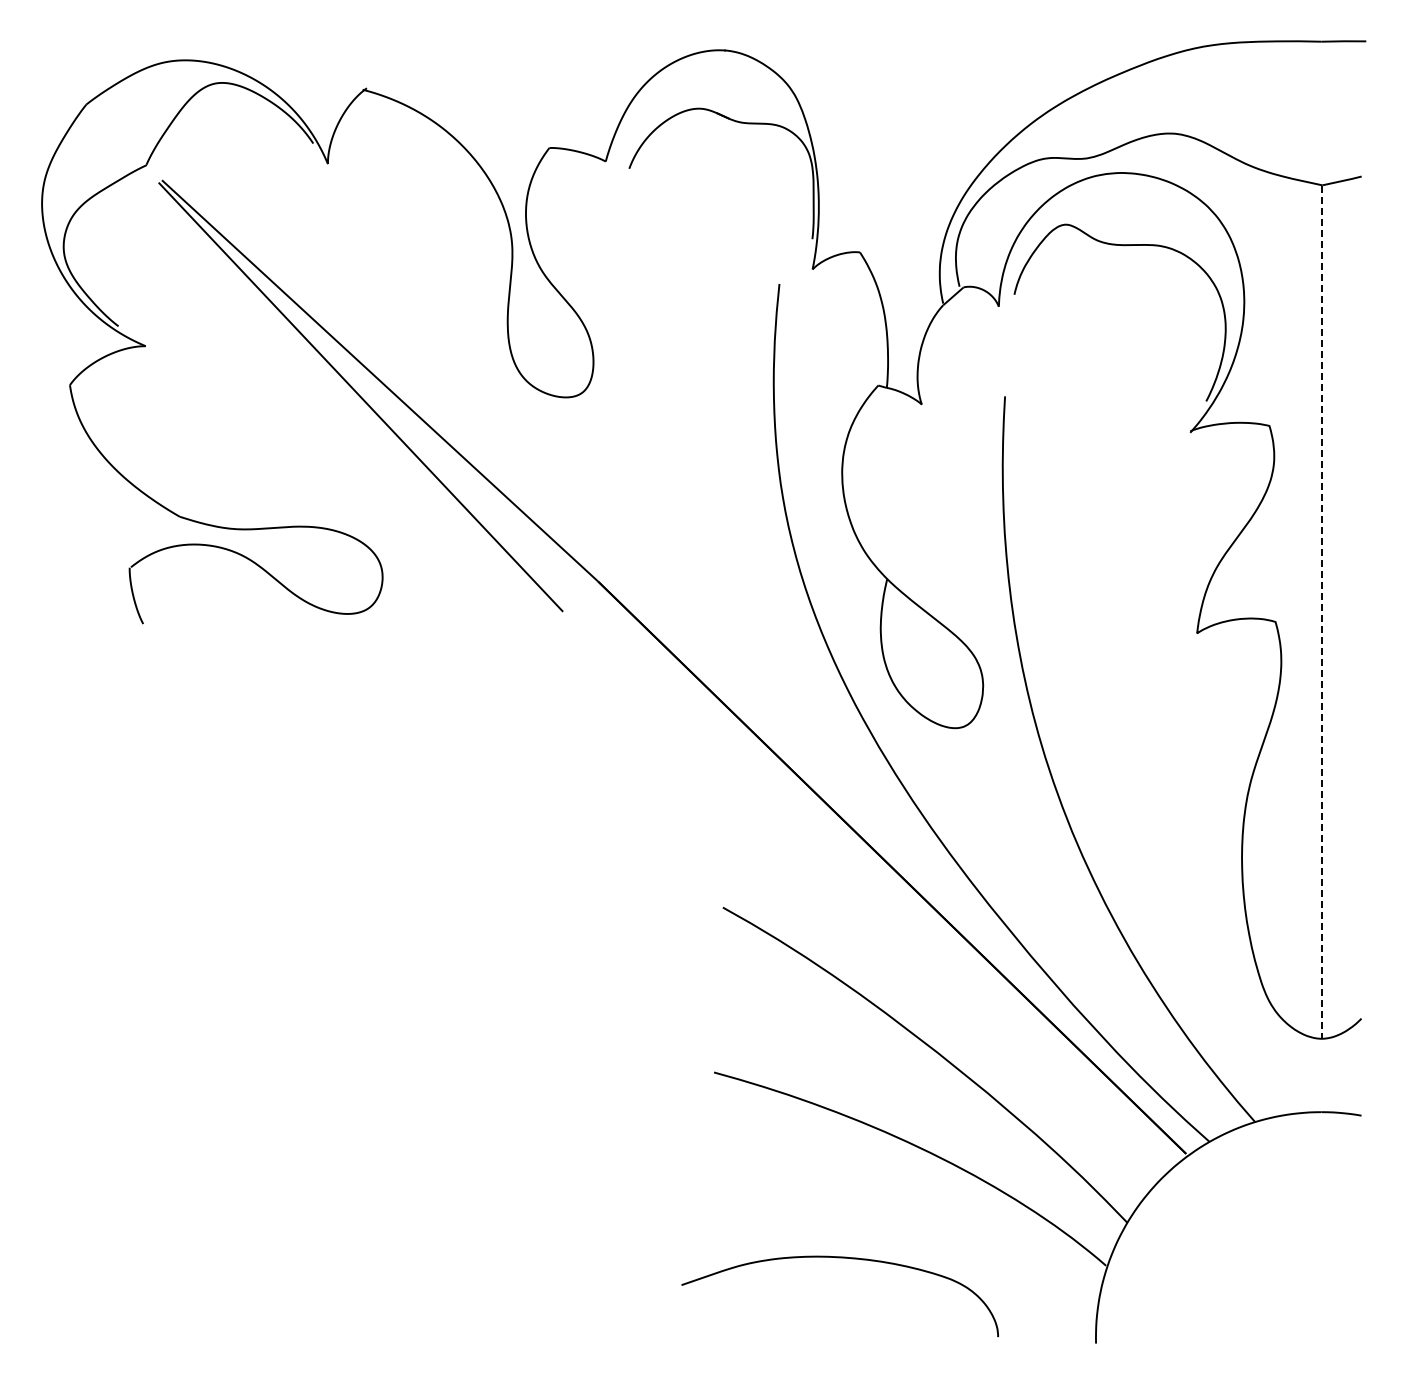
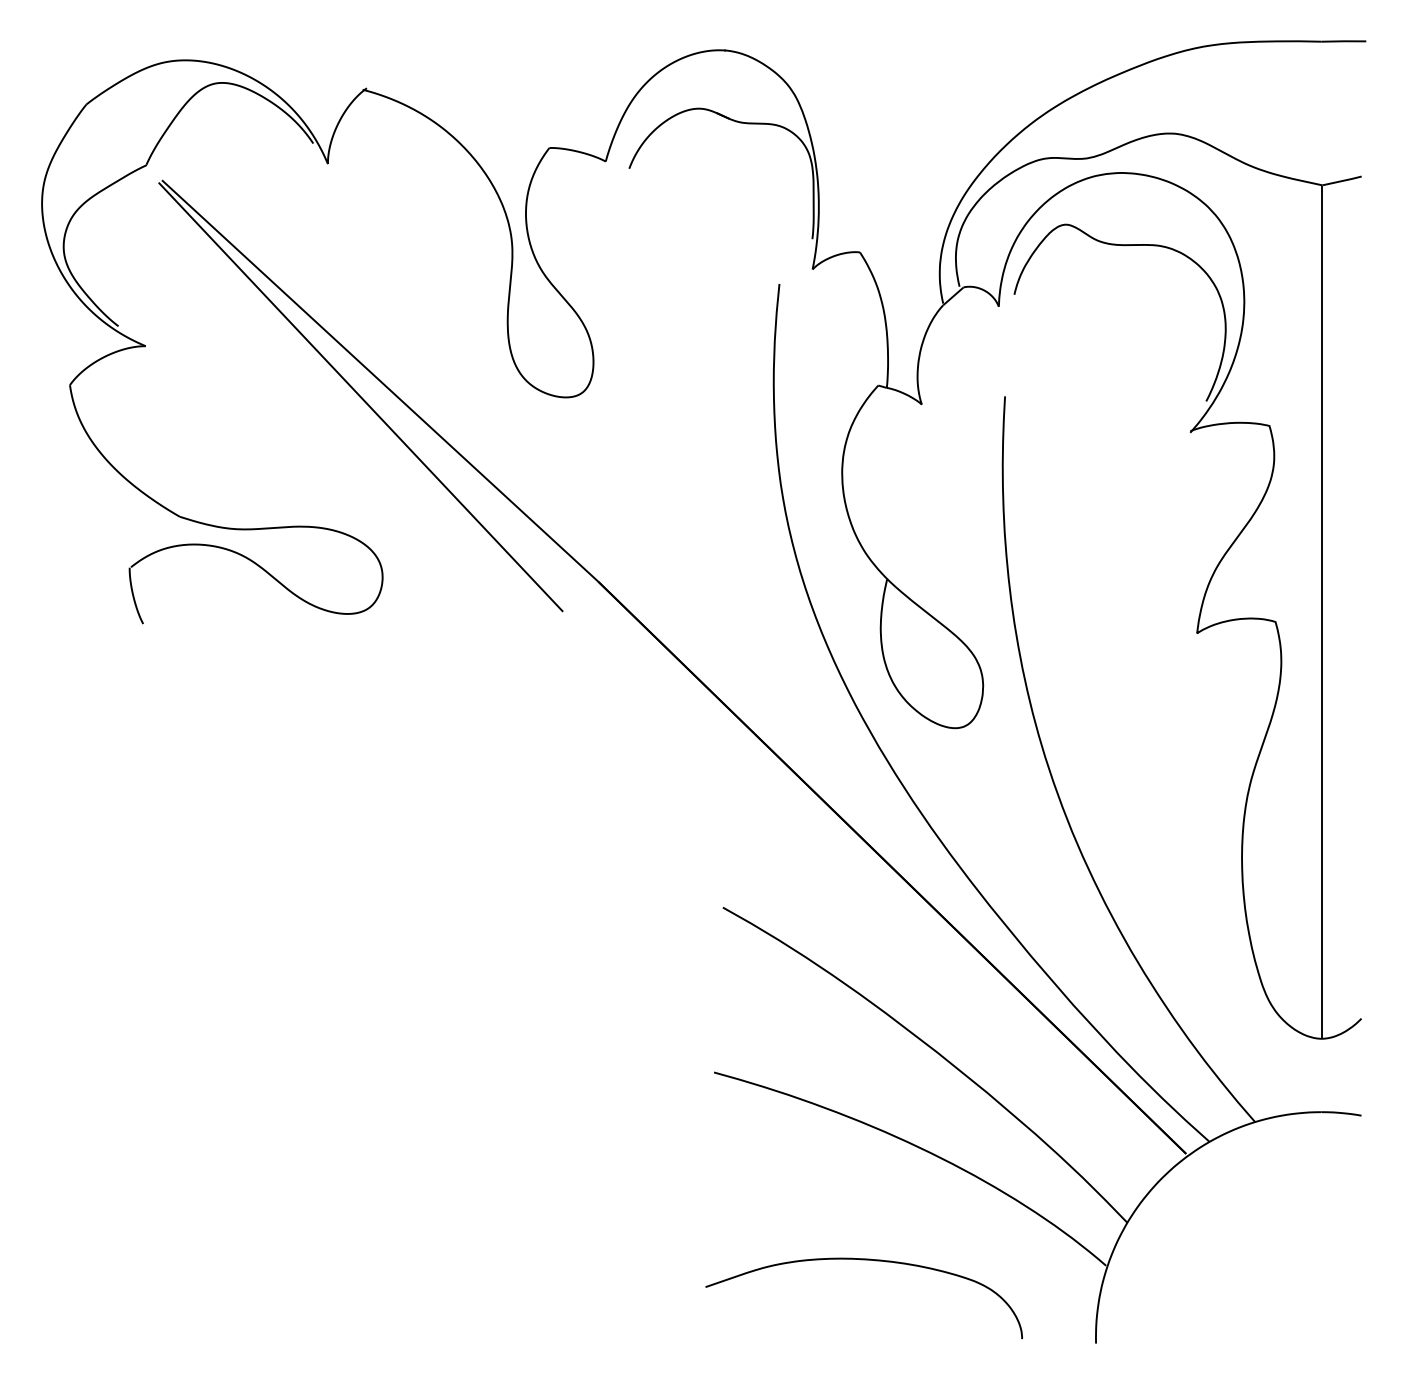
line: dashed -> solid (1322, 612)
curve position: (839, 1258) -> (863, 1260) (863, 1260)
